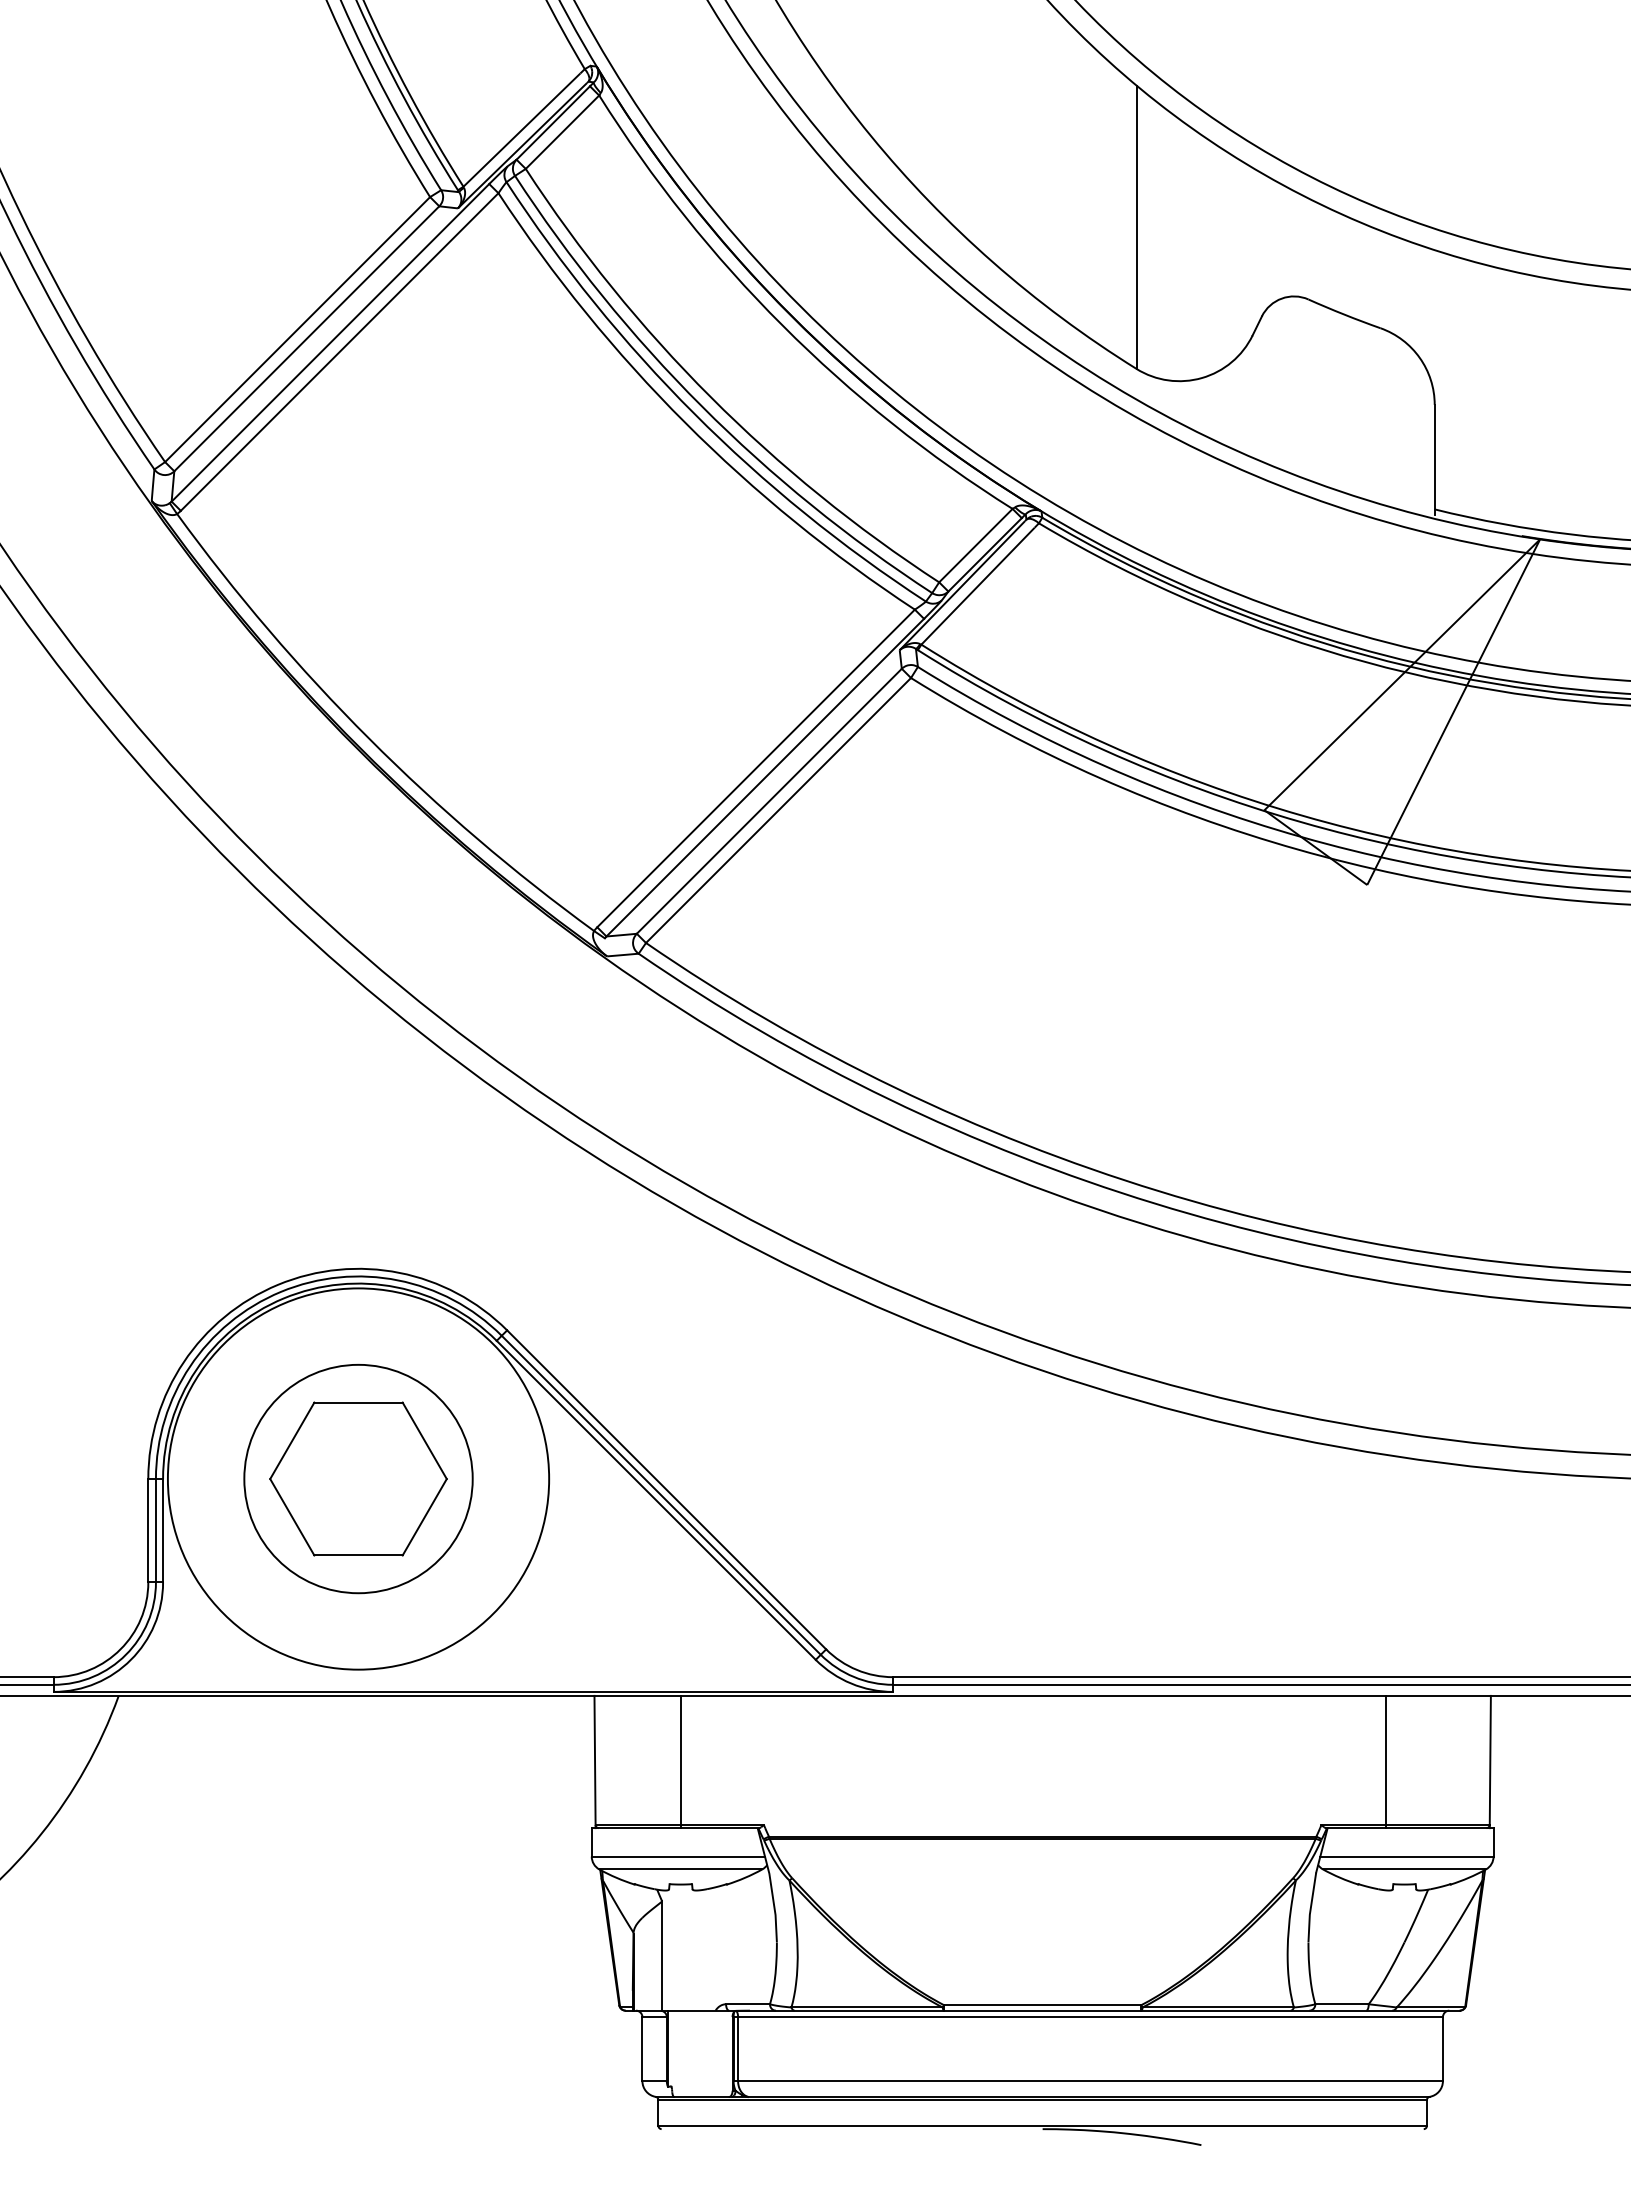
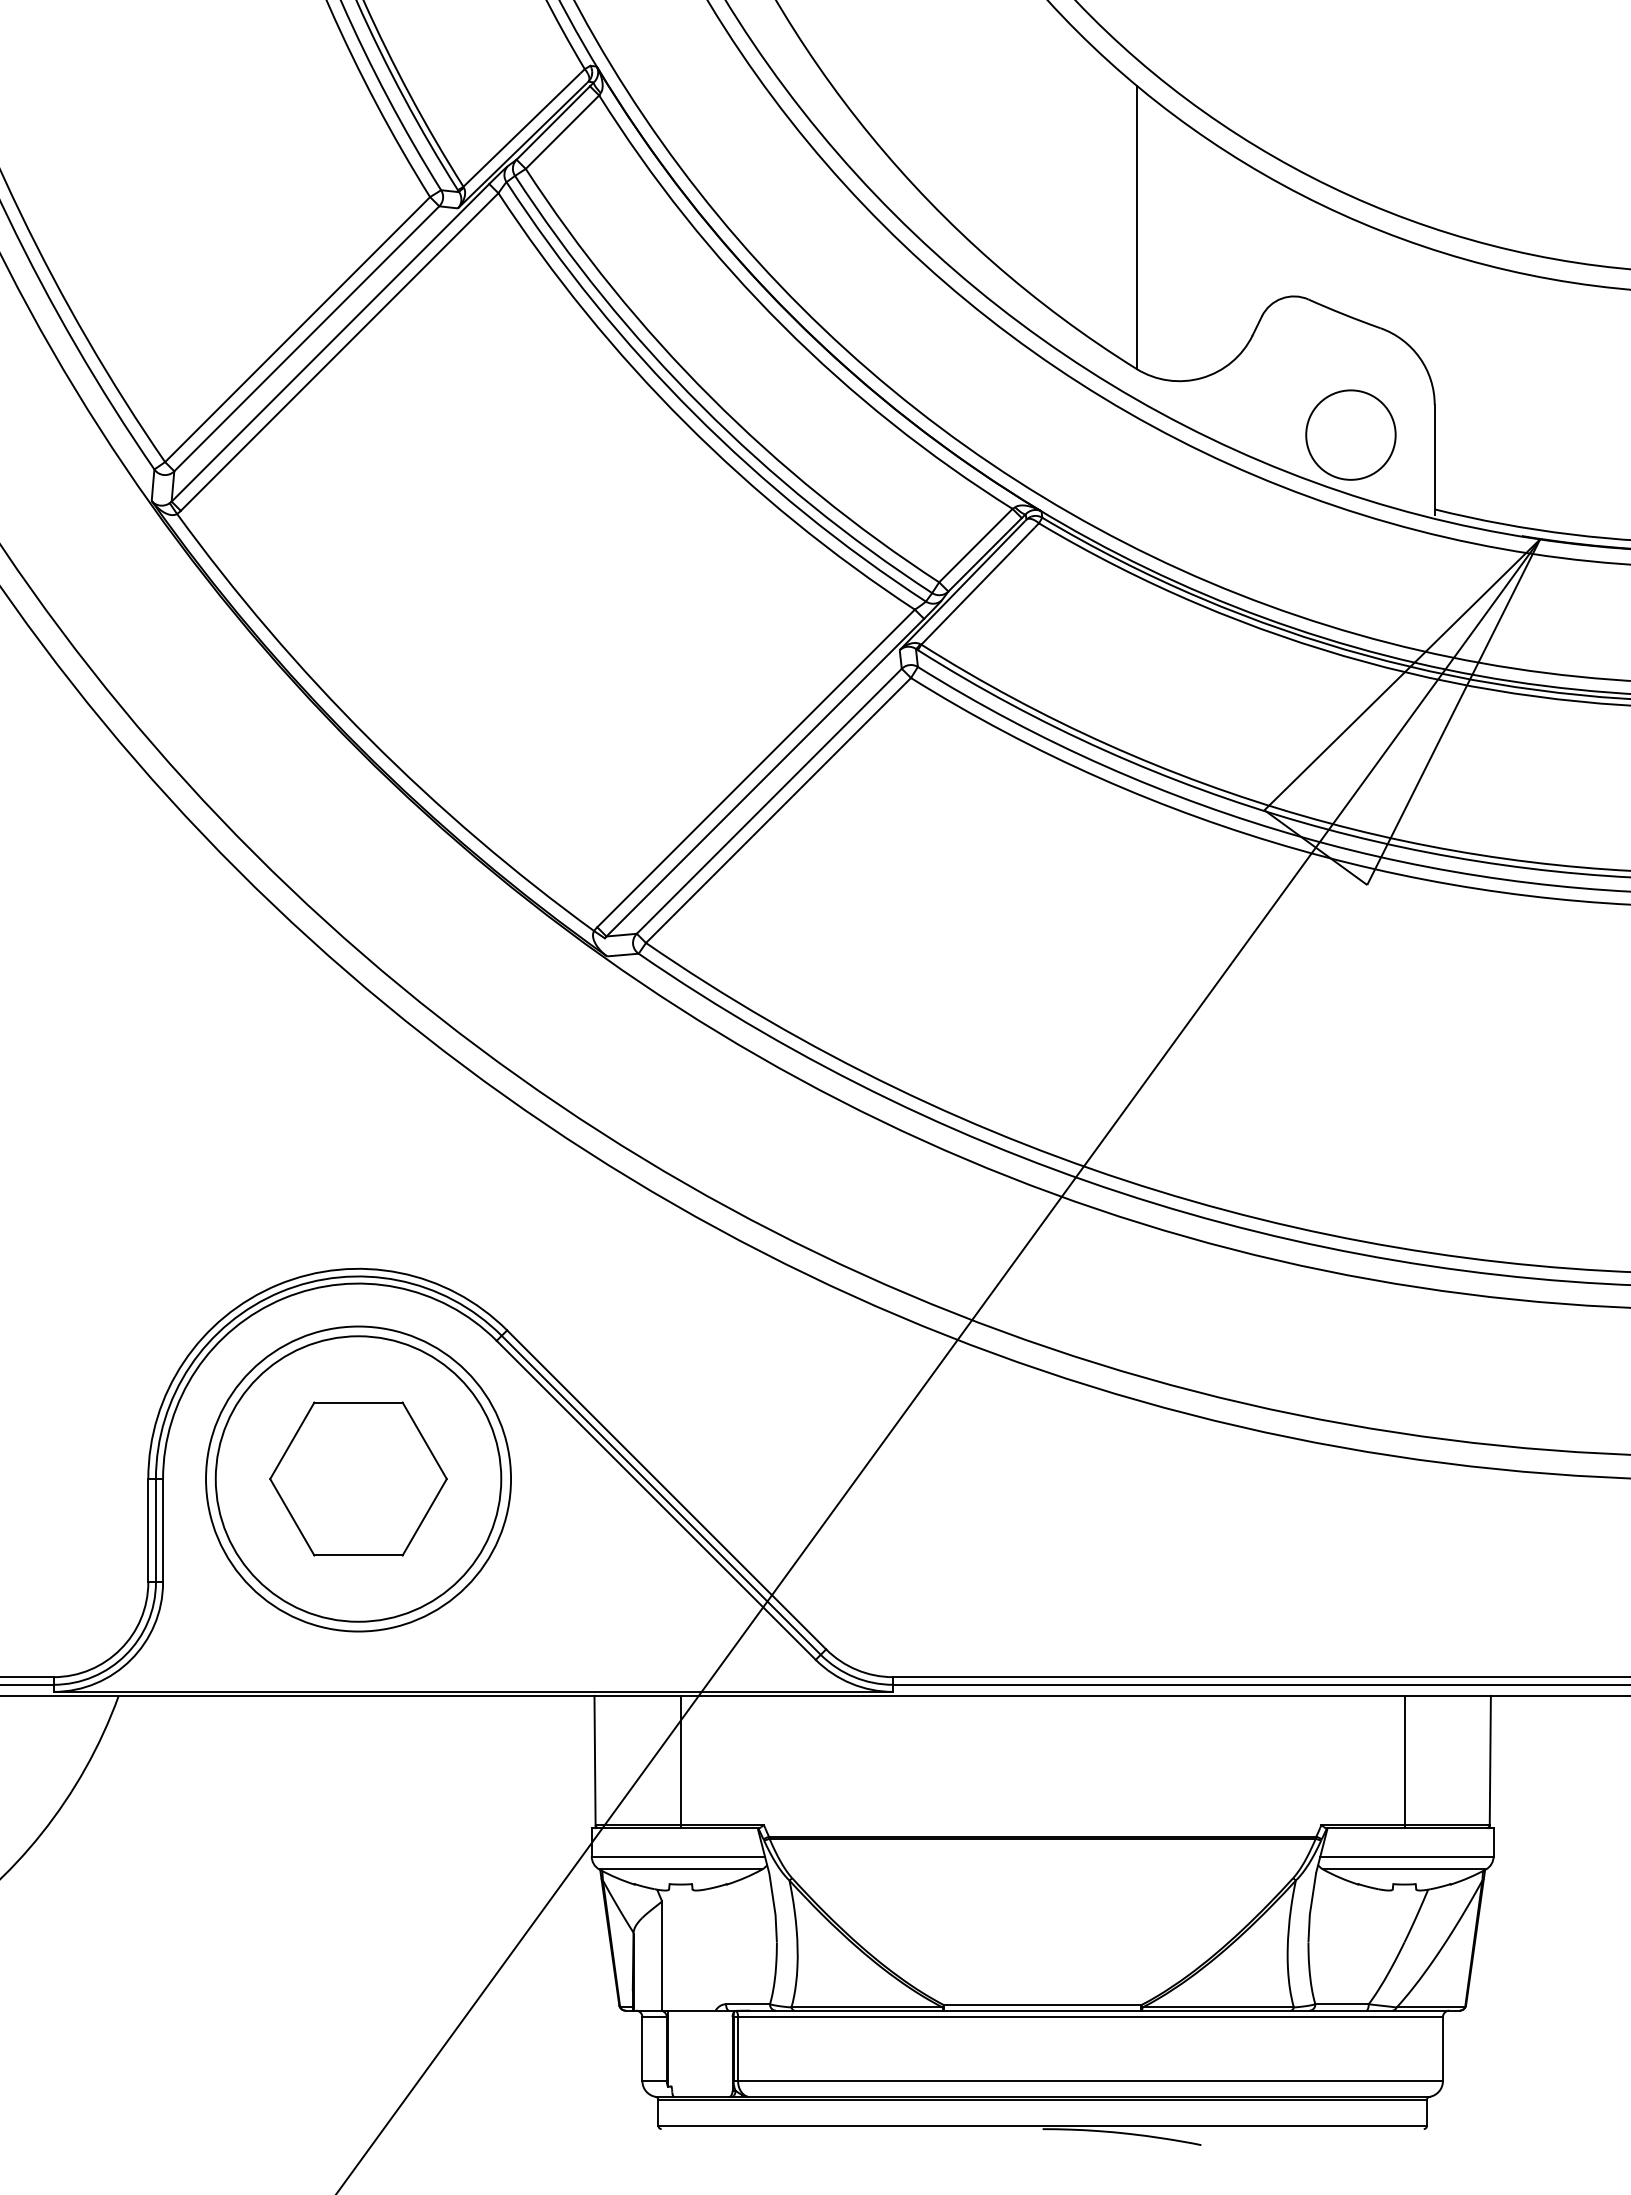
circle: none -> present (1350, 434)
line: none -> present (939, 1365)
circle diameter: 228 px -> 285 px (358, 1478)
circle diameter: 381 px -> 305 px (358, 1478)
line position: (1385, 1761) -> (1404, 1761) (1404, 1761)
